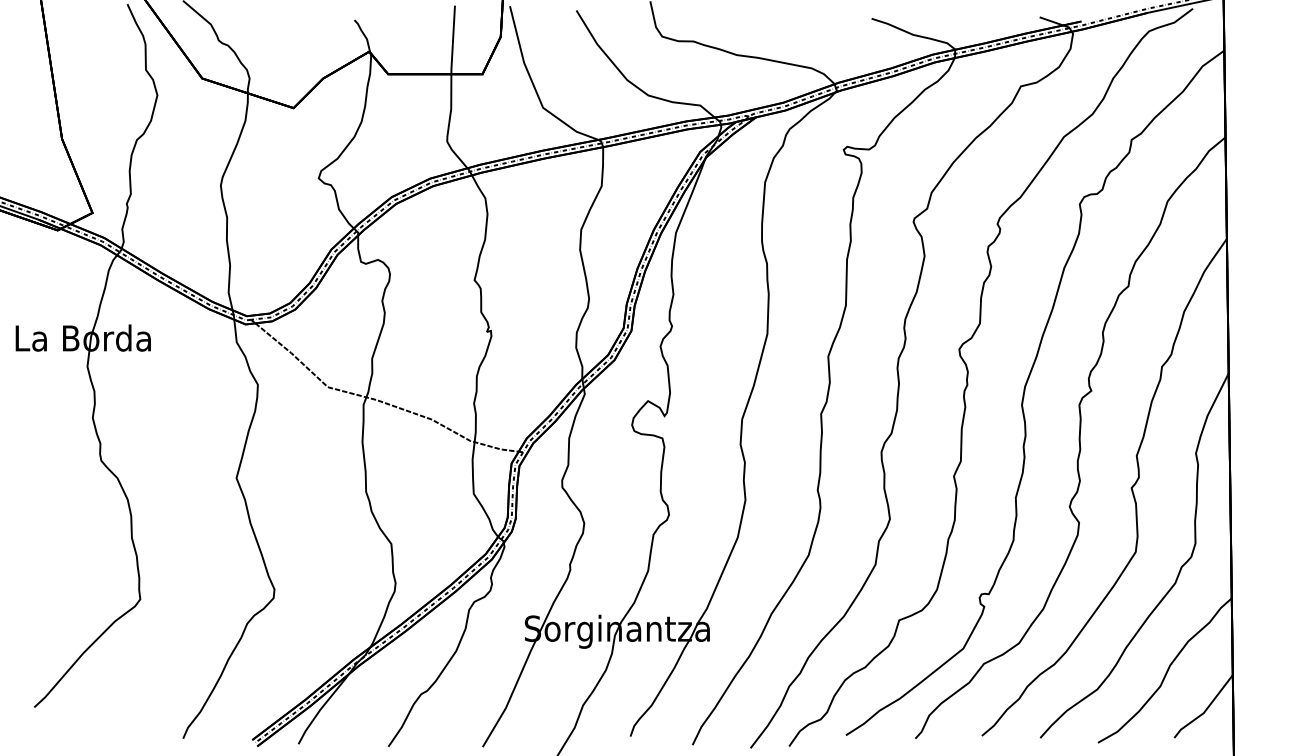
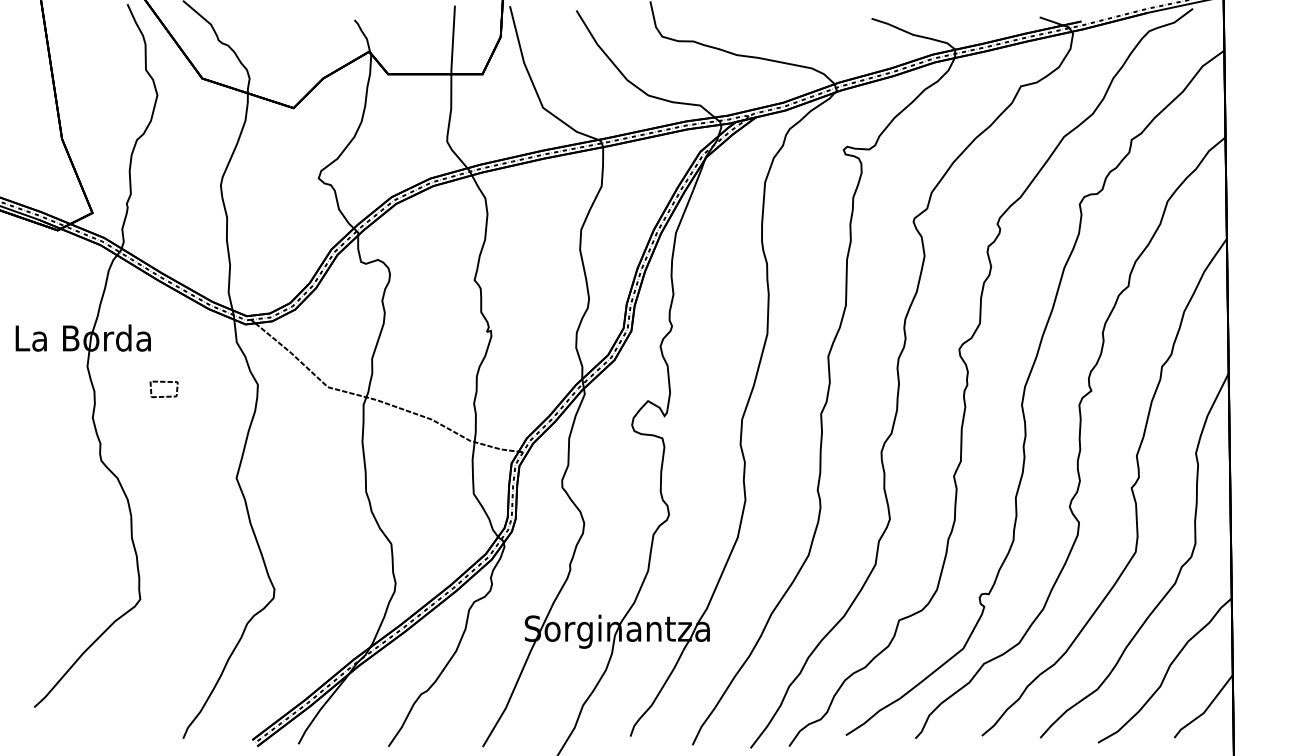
part: none -> present (166, 395)
